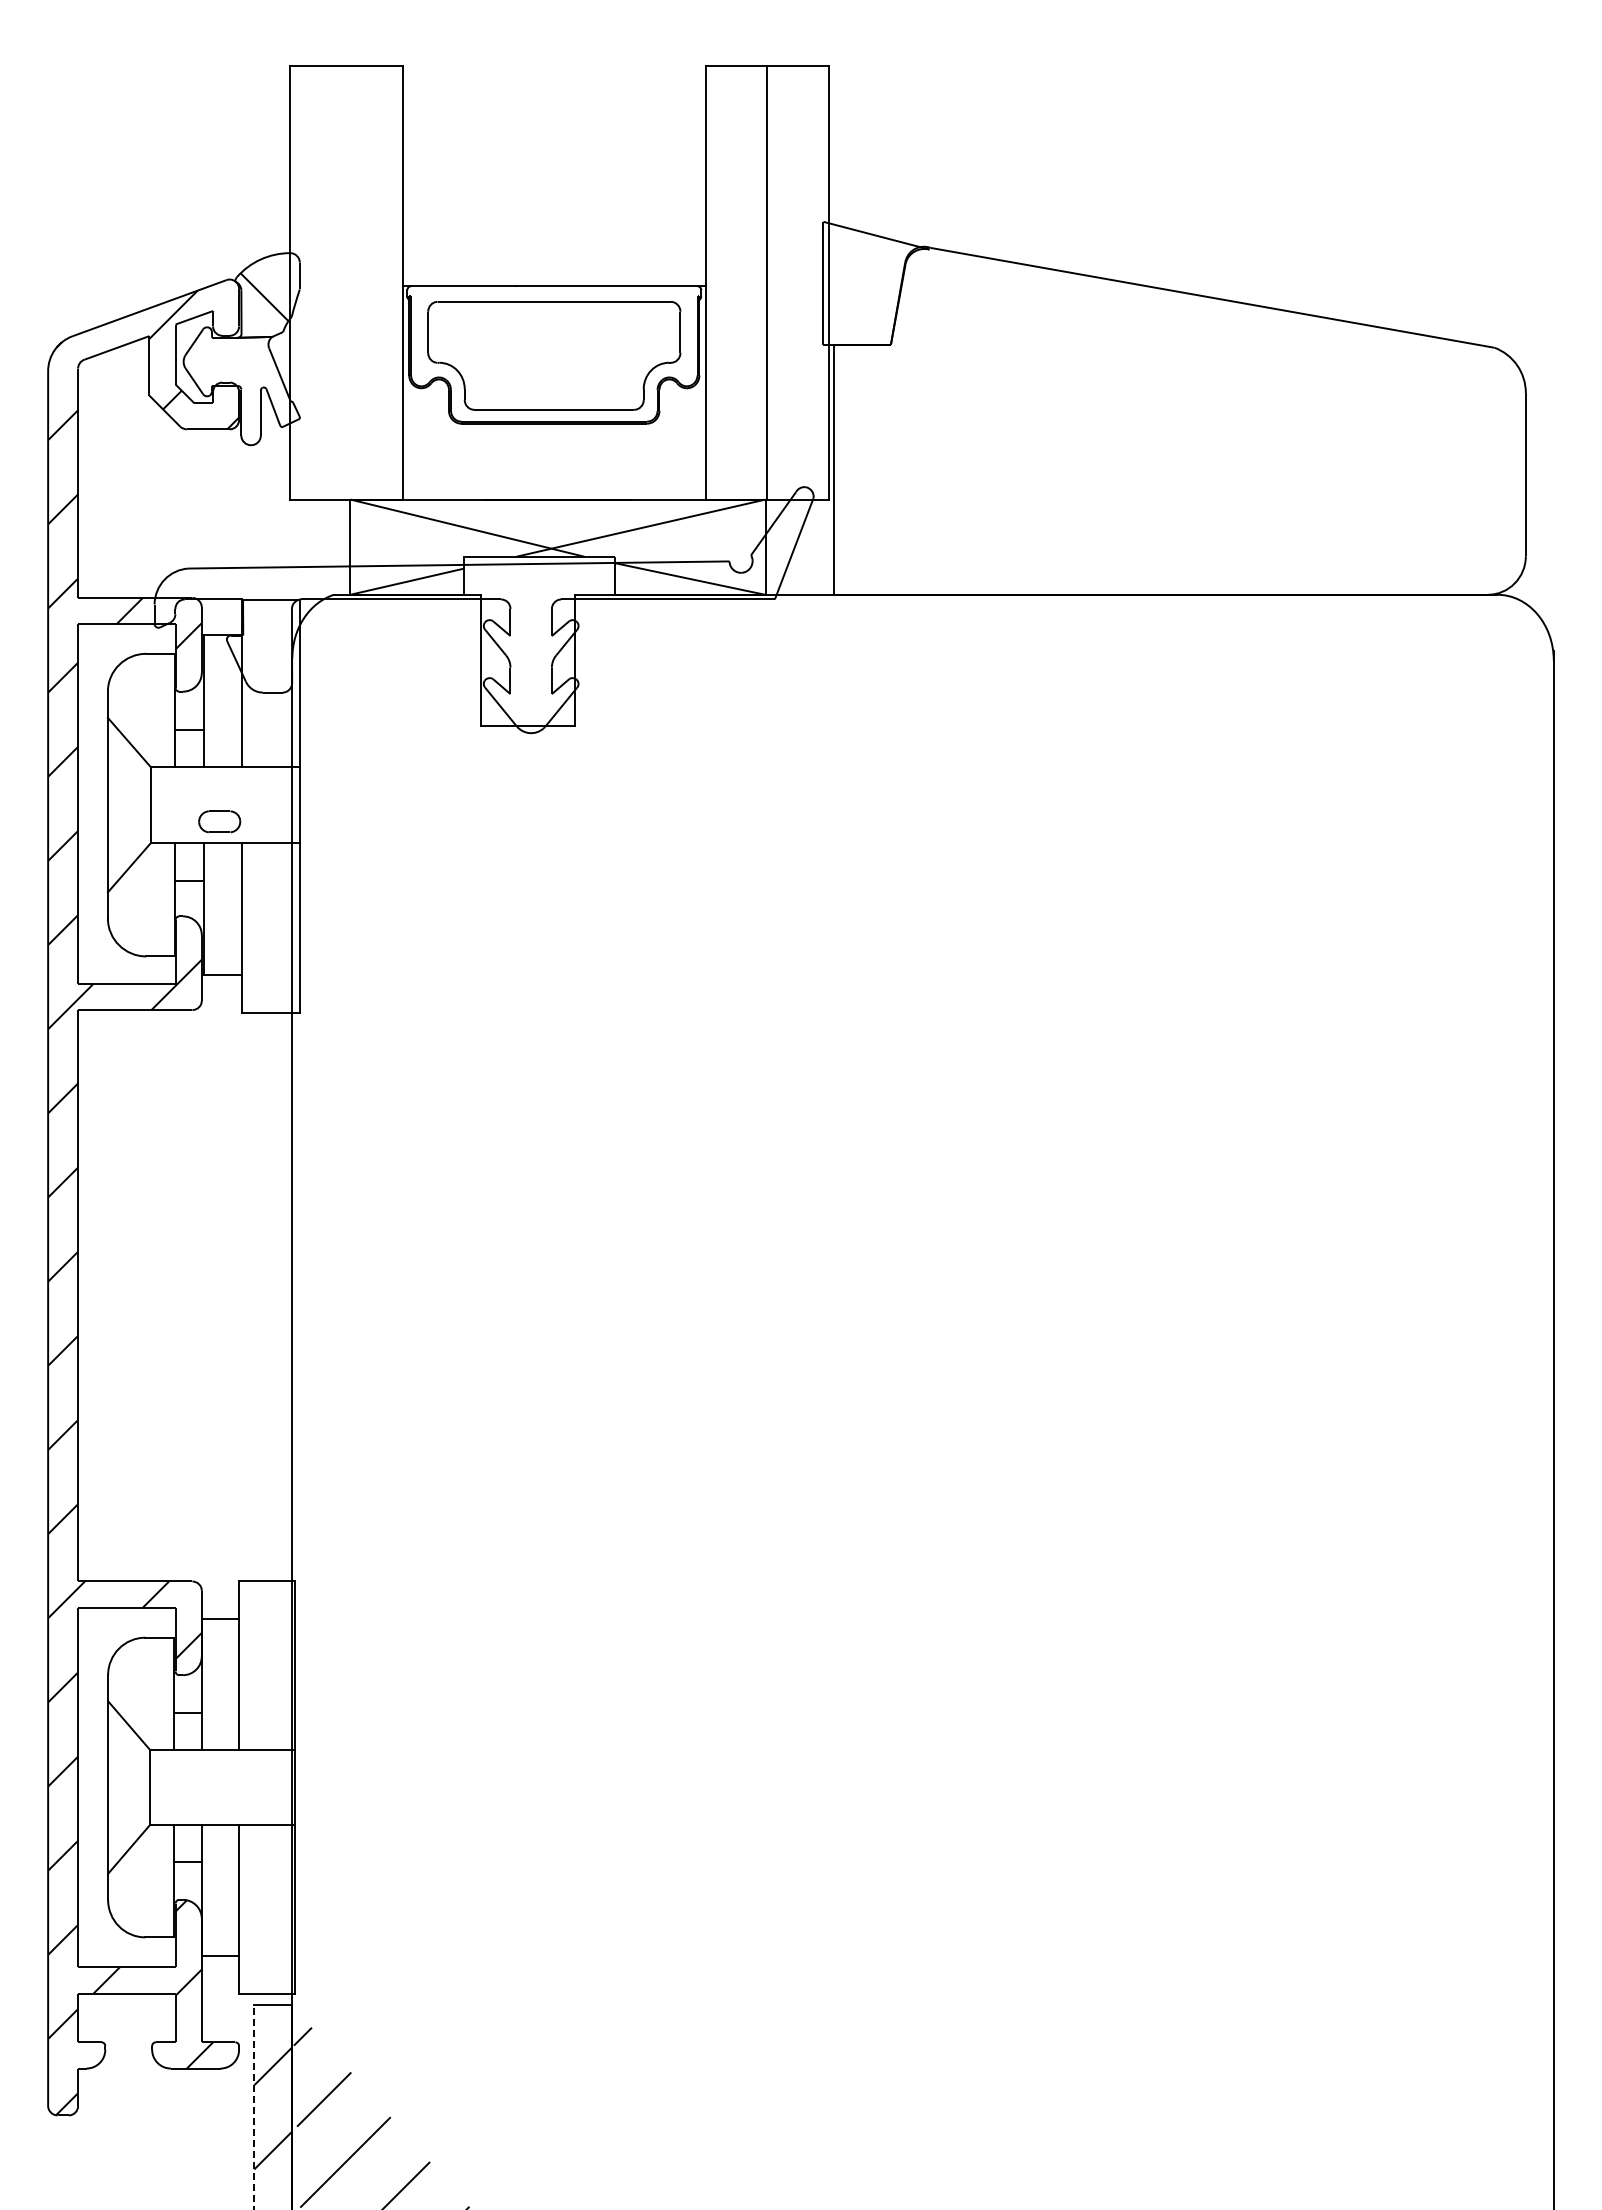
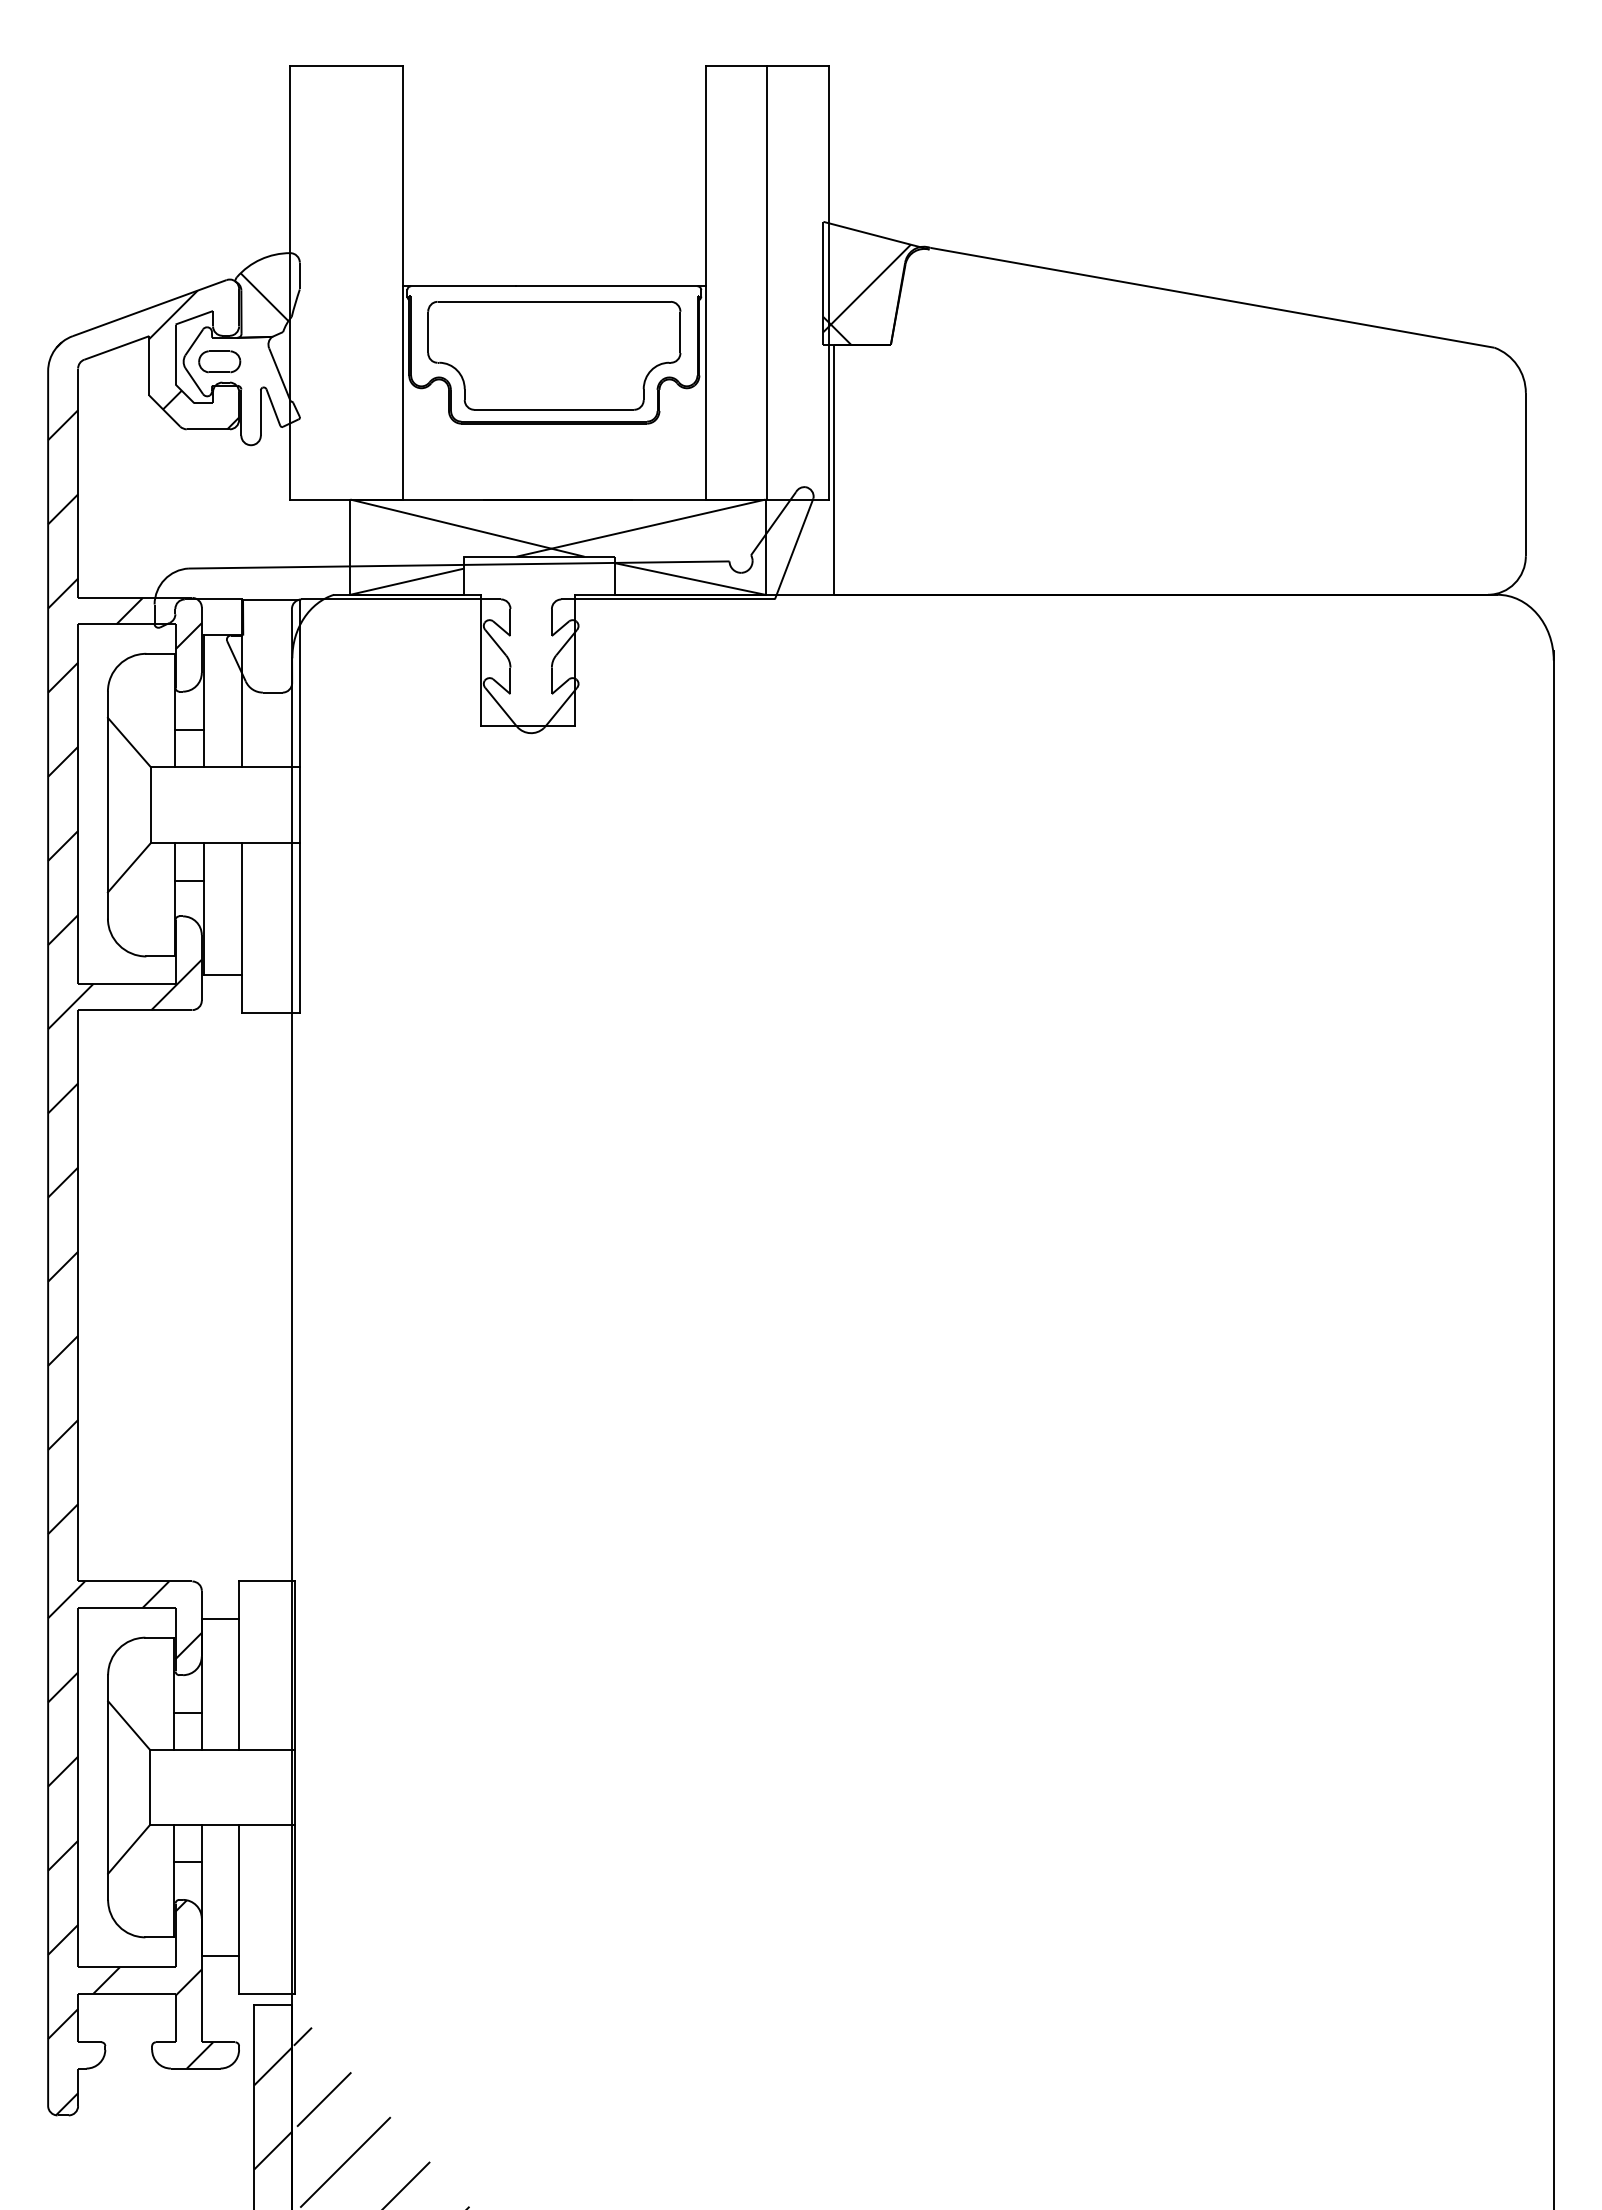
hatch: none -> present (873, 294)
part position: (219, 821) -> (219, 361) (219, 361)
line: dashed -> solid (254, 2107)
